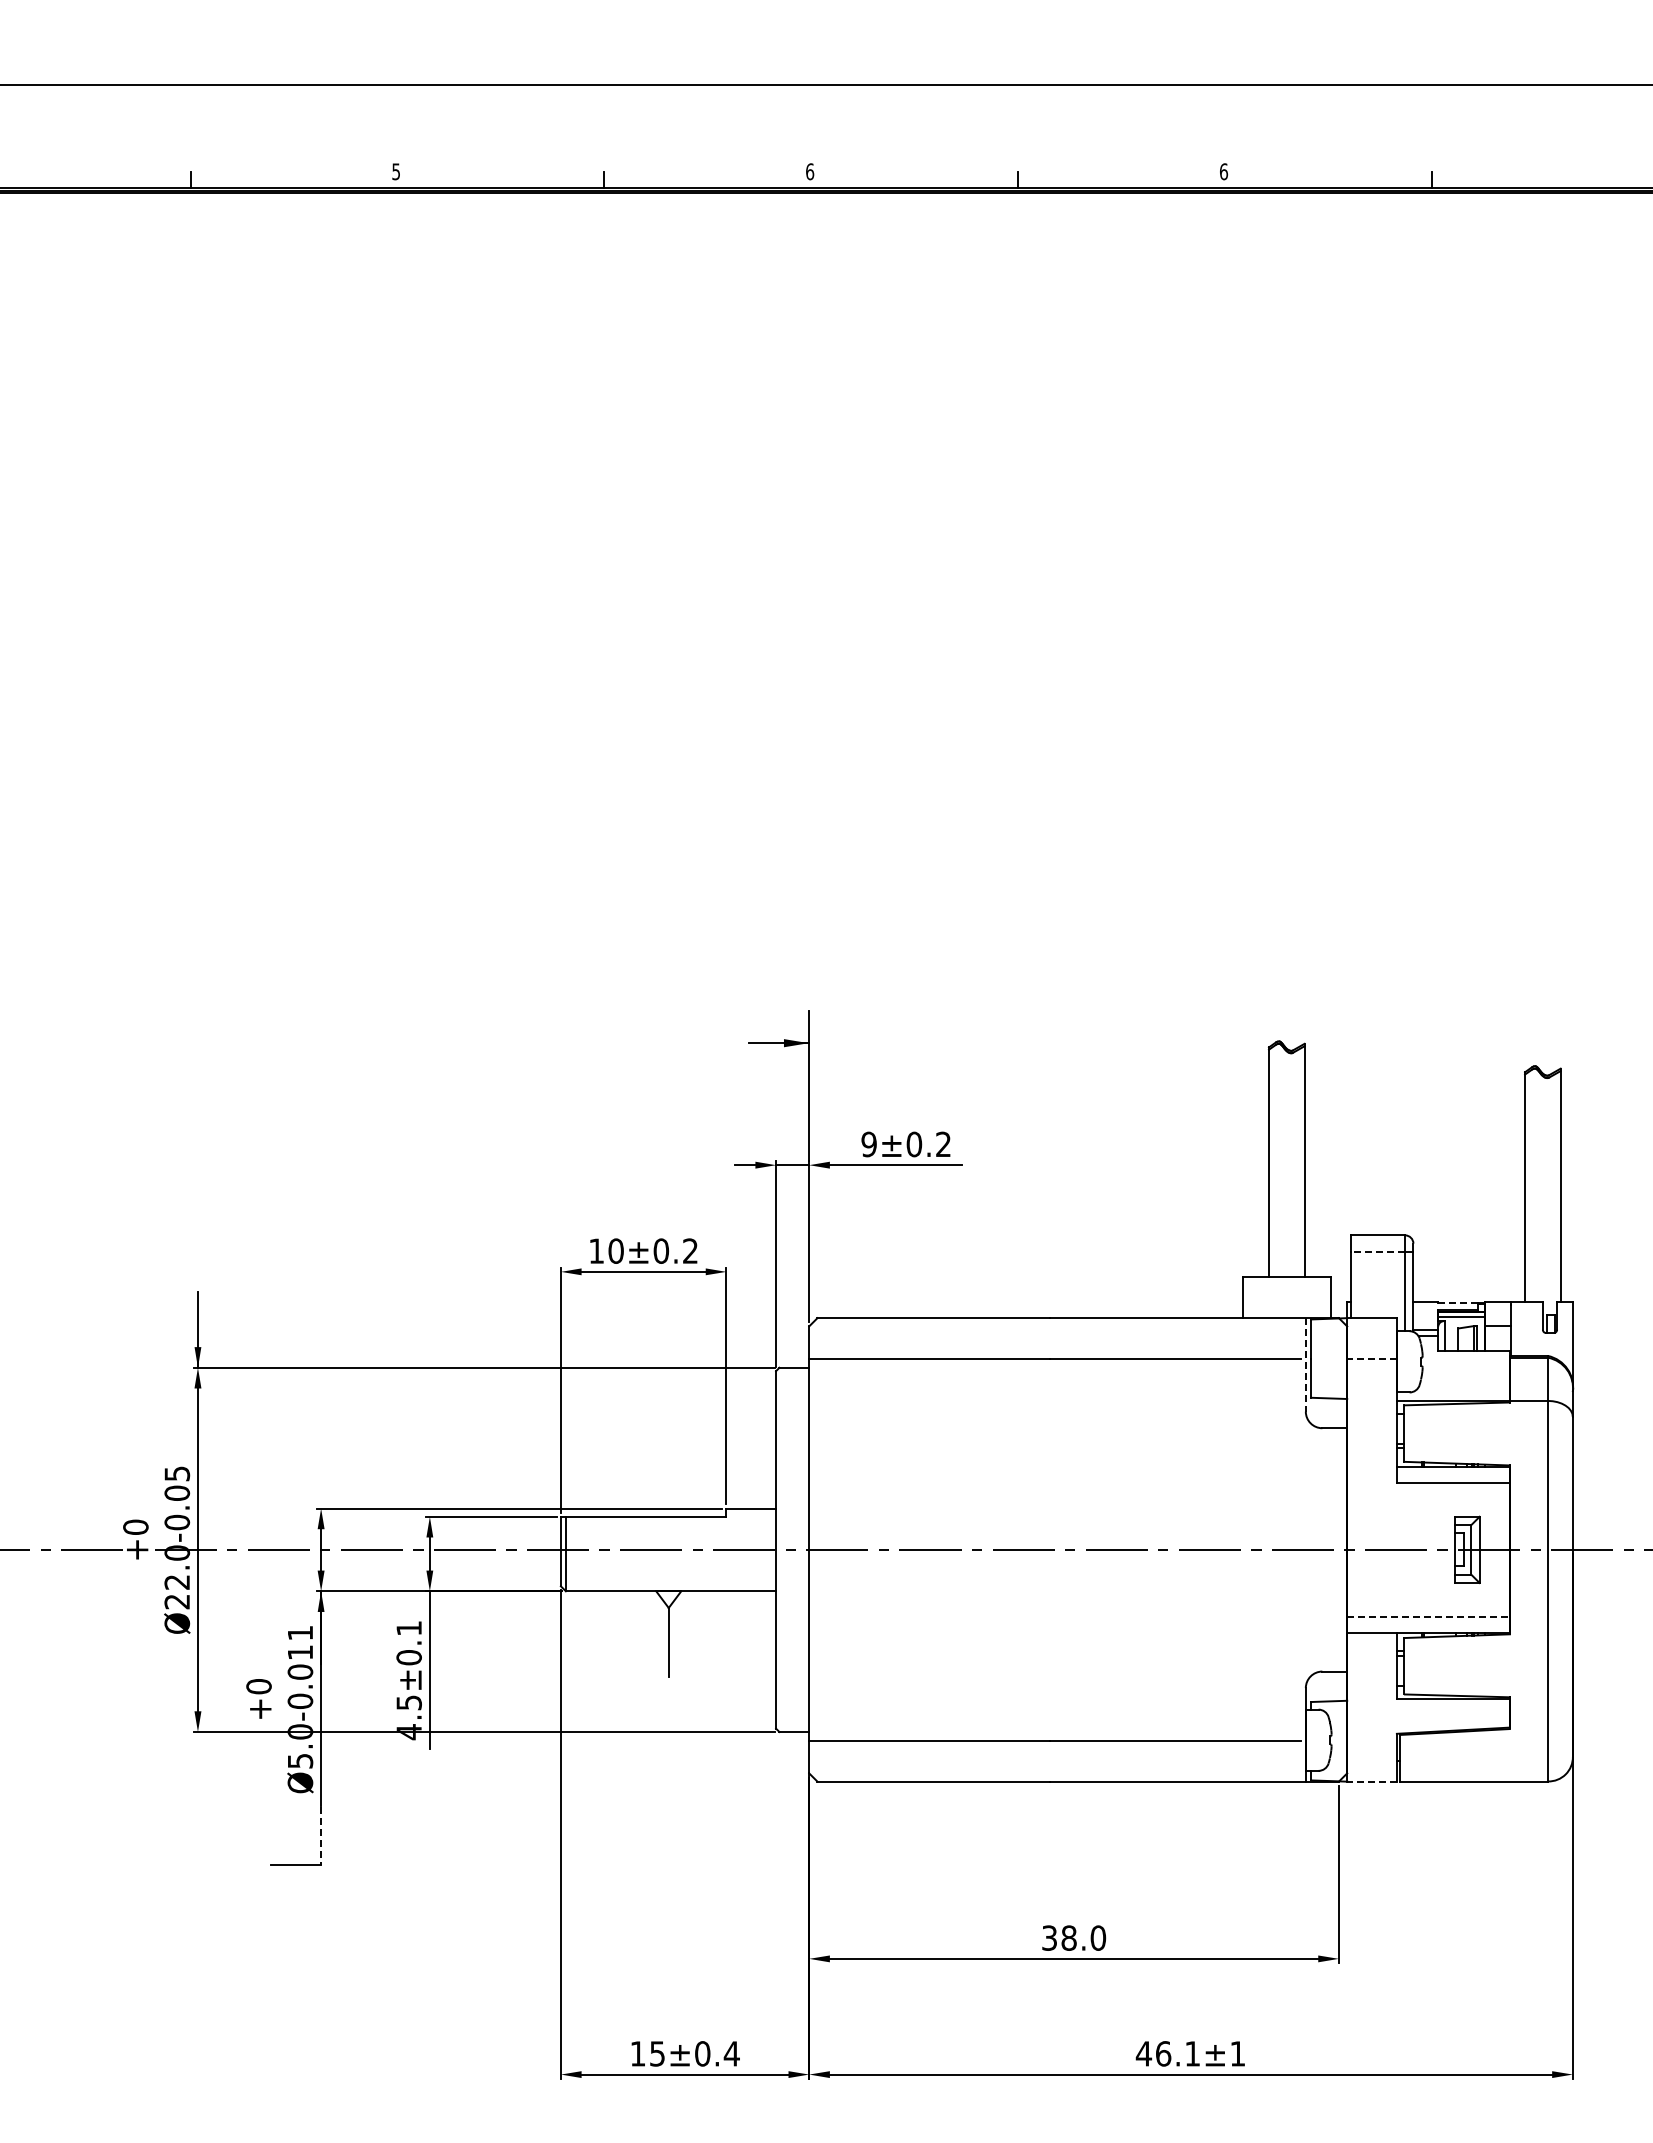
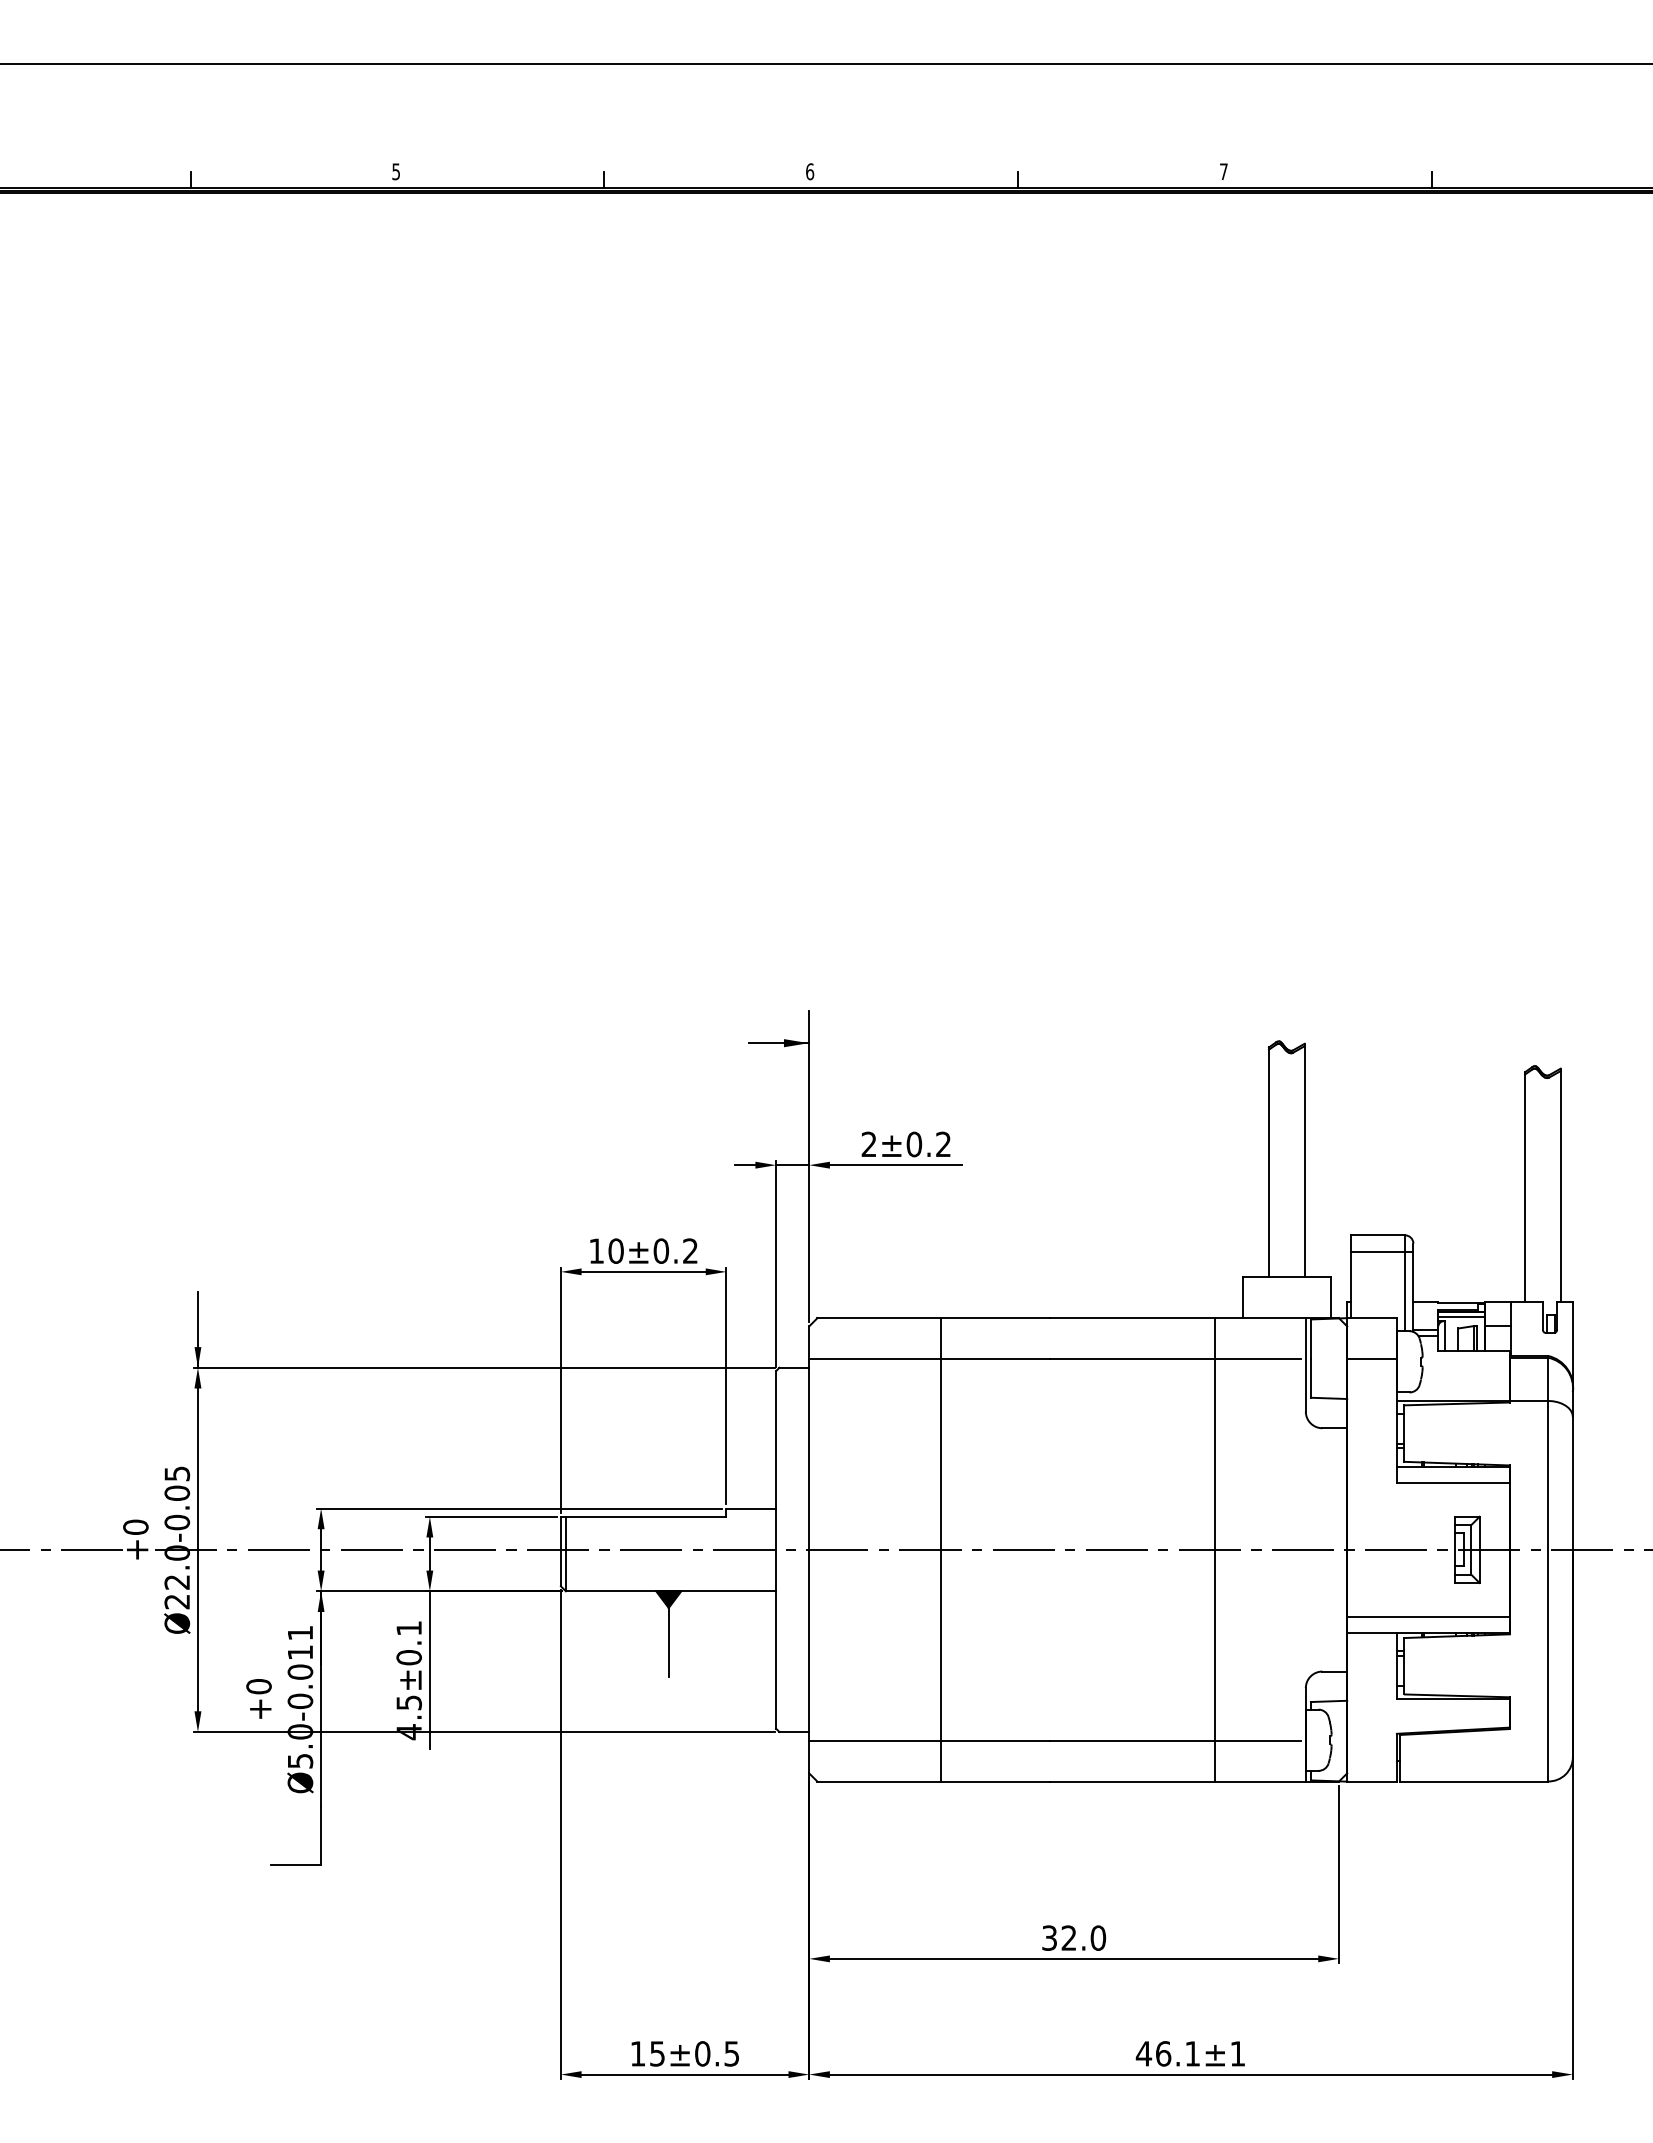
line position: (825, 85) -> (825, 64) (825, 64)
text: 6 -> 7 (1224, 171)
text: 9±0.2 -> 2±0.2 (868, 1144)
line: dashed -> solid (1378, 1251)
line: dashed -> solid (1458, 1302)
line: dashed -> solid (1372, 1358)
line: dashed -> solid (1305, 1364)
line: none -> present (941, 1549)
line: none -> present (1214, 1549)
fill: none -> present (668, 1599)
line: dashed -> solid (1428, 1617)
line: dashed -> solid (1372, 1781)
line: dashed -> solid (321, 1836)
text: 38.0 -> 32.0 (1068, 1937)
text: 15±0.4 -> 15±0.5 (731, 2053)
